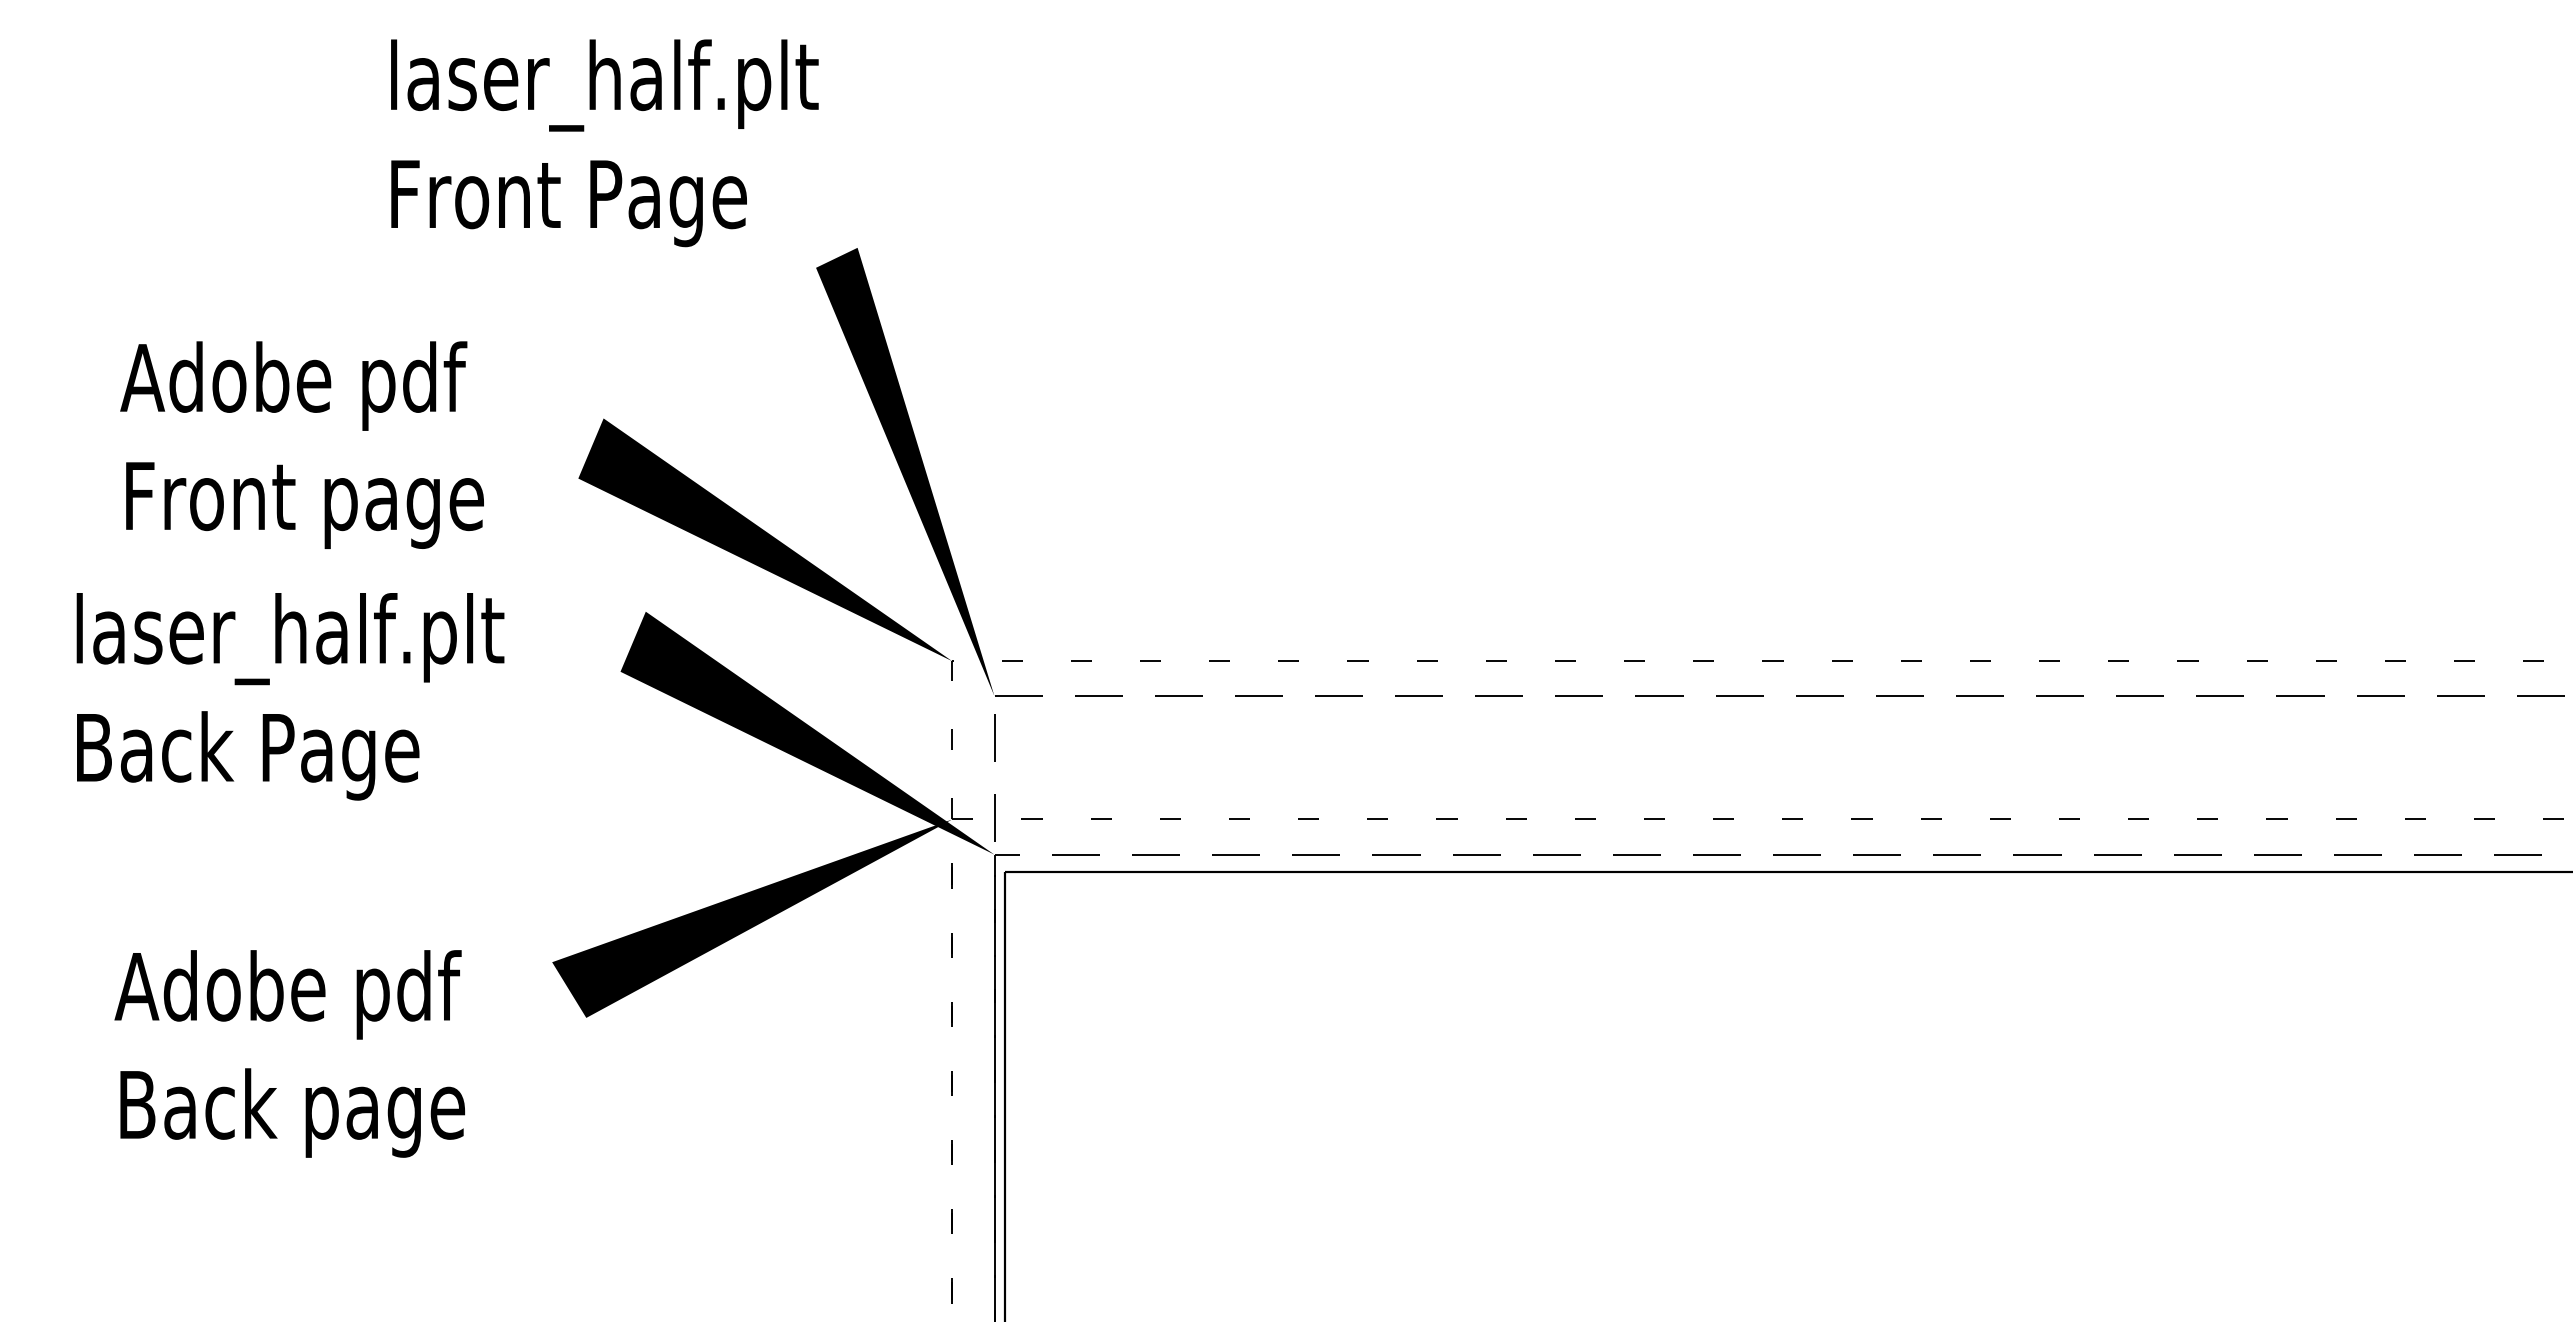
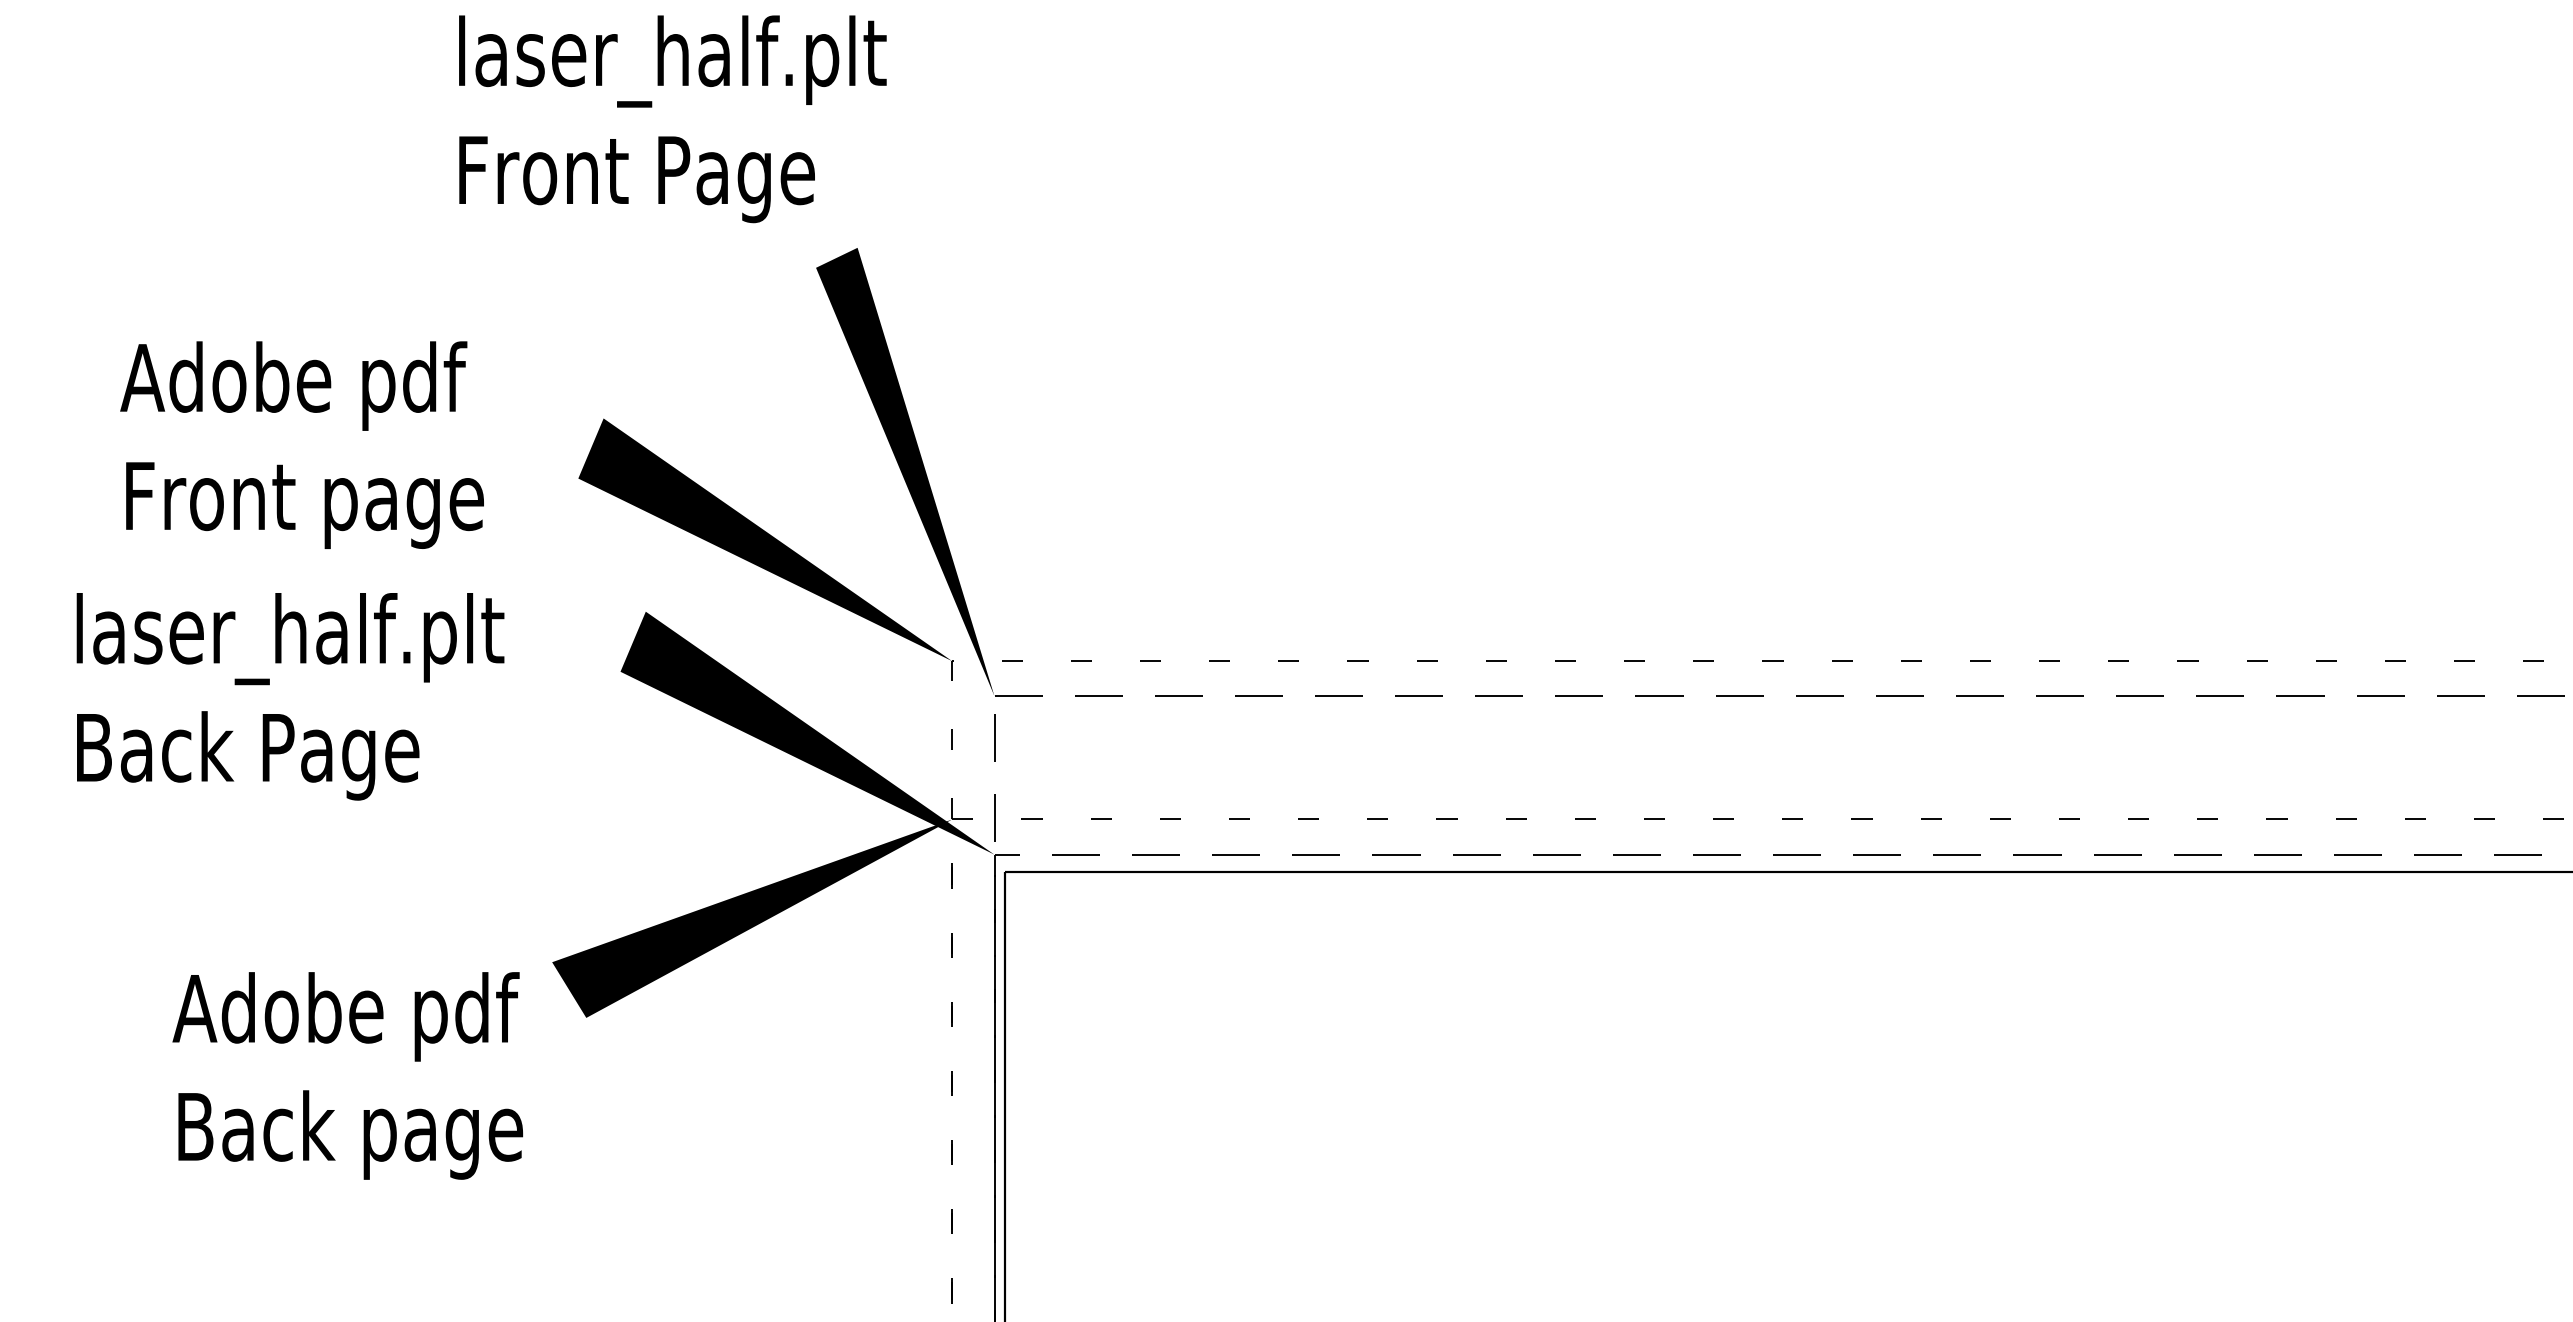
text position: (604, 143) -> (672, 119) (672, 119)
text position: (289, 1053) -> (347, 1075) (347, 1075)
